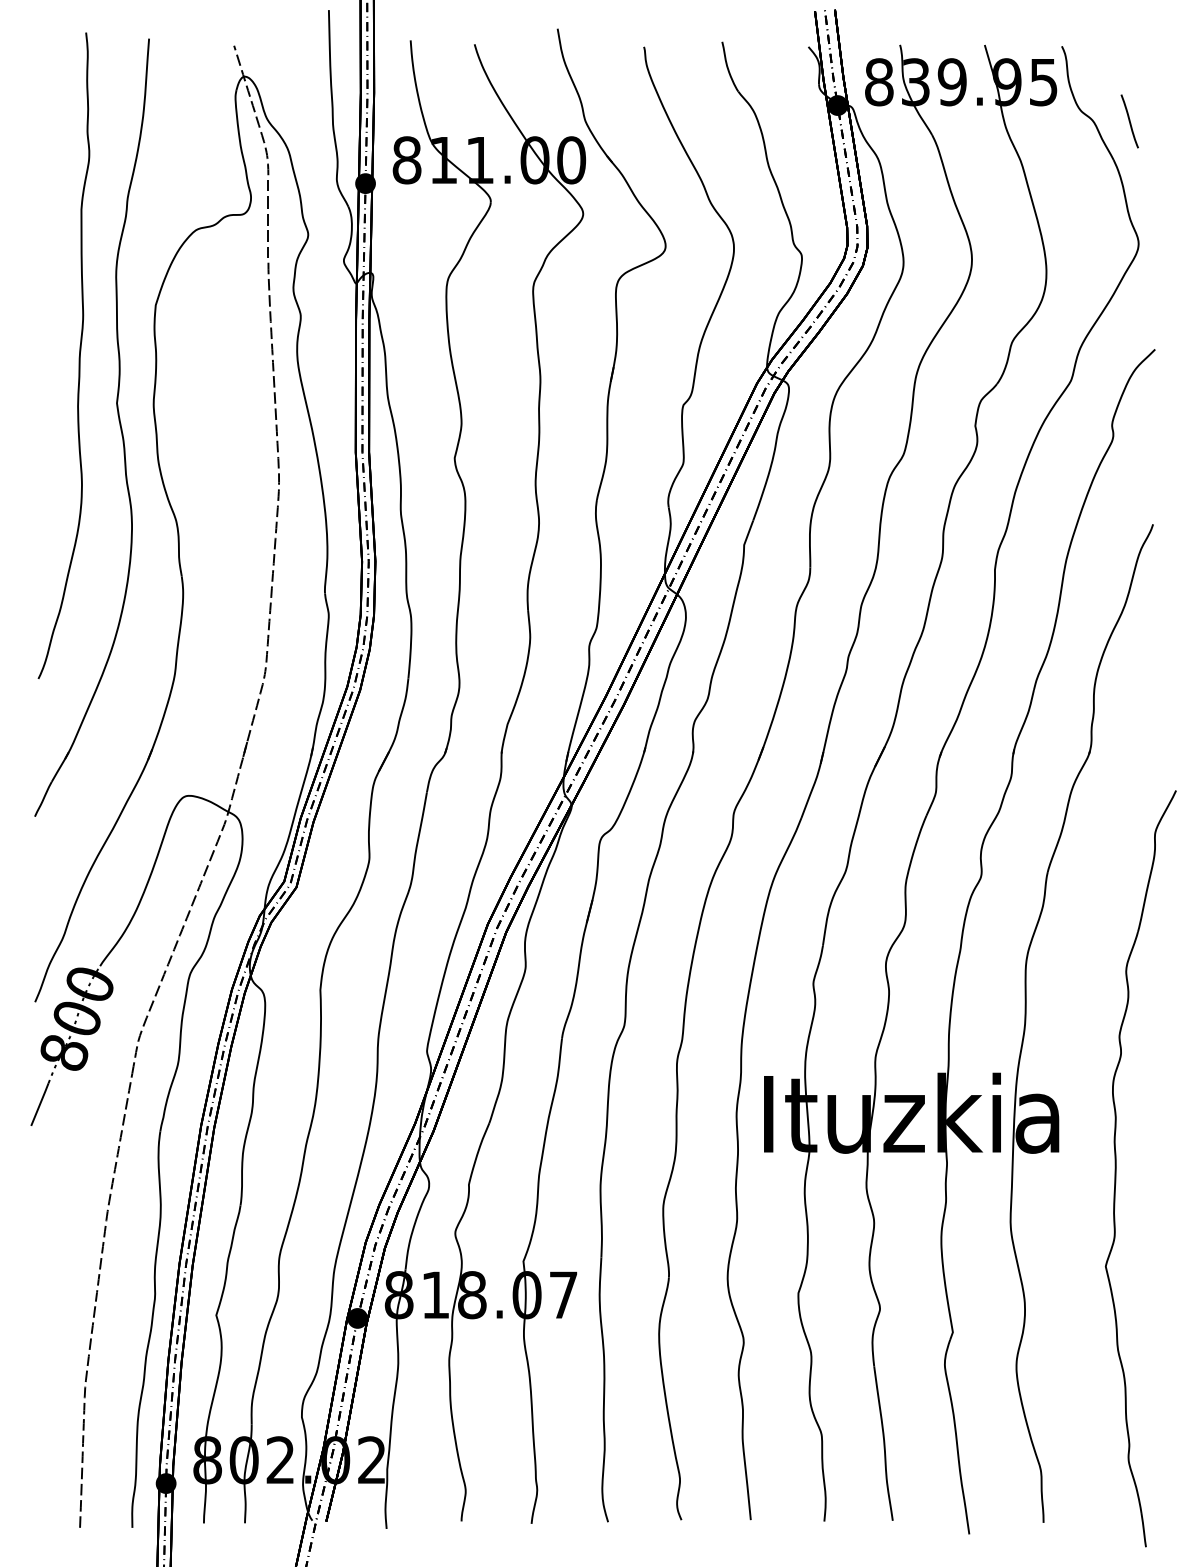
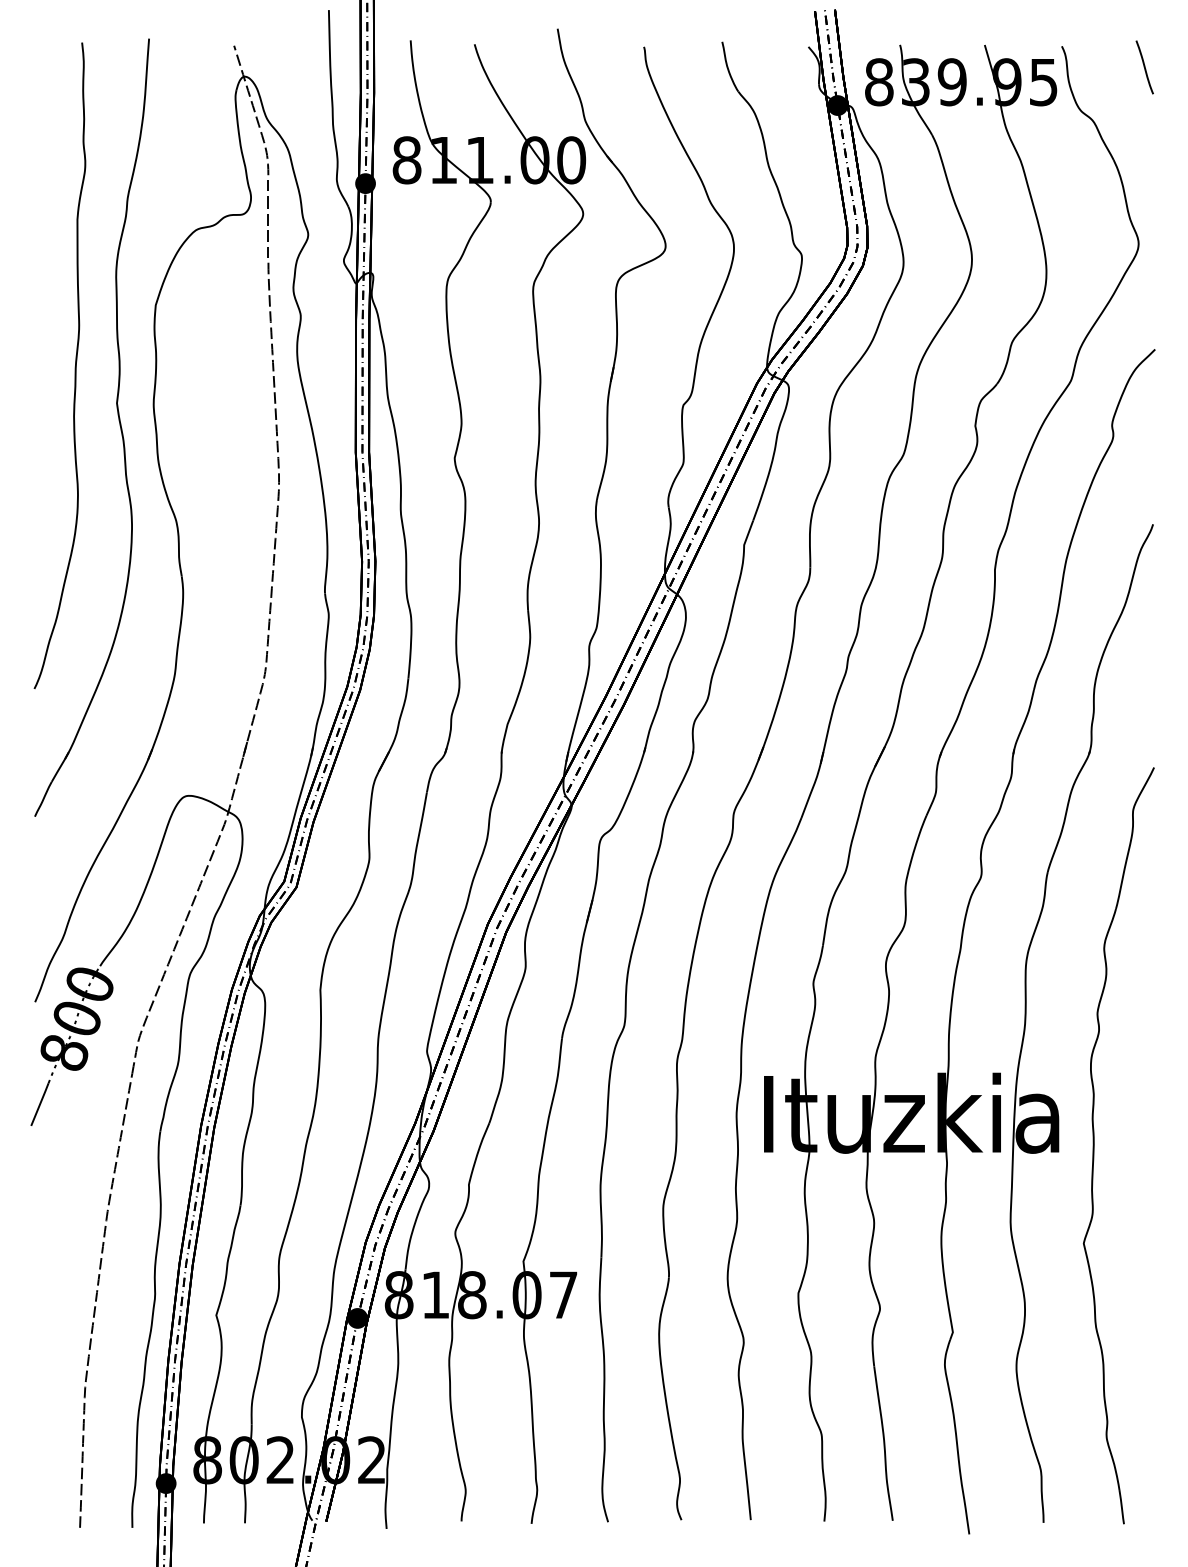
line position: (1129, 121) -> (1144, 67) (1144, 67)
curve position: (78, 357) -> (74, 367) (74, 367)
part position: (1116, 1168) -> (1094, 1145) (1094, 1145)
